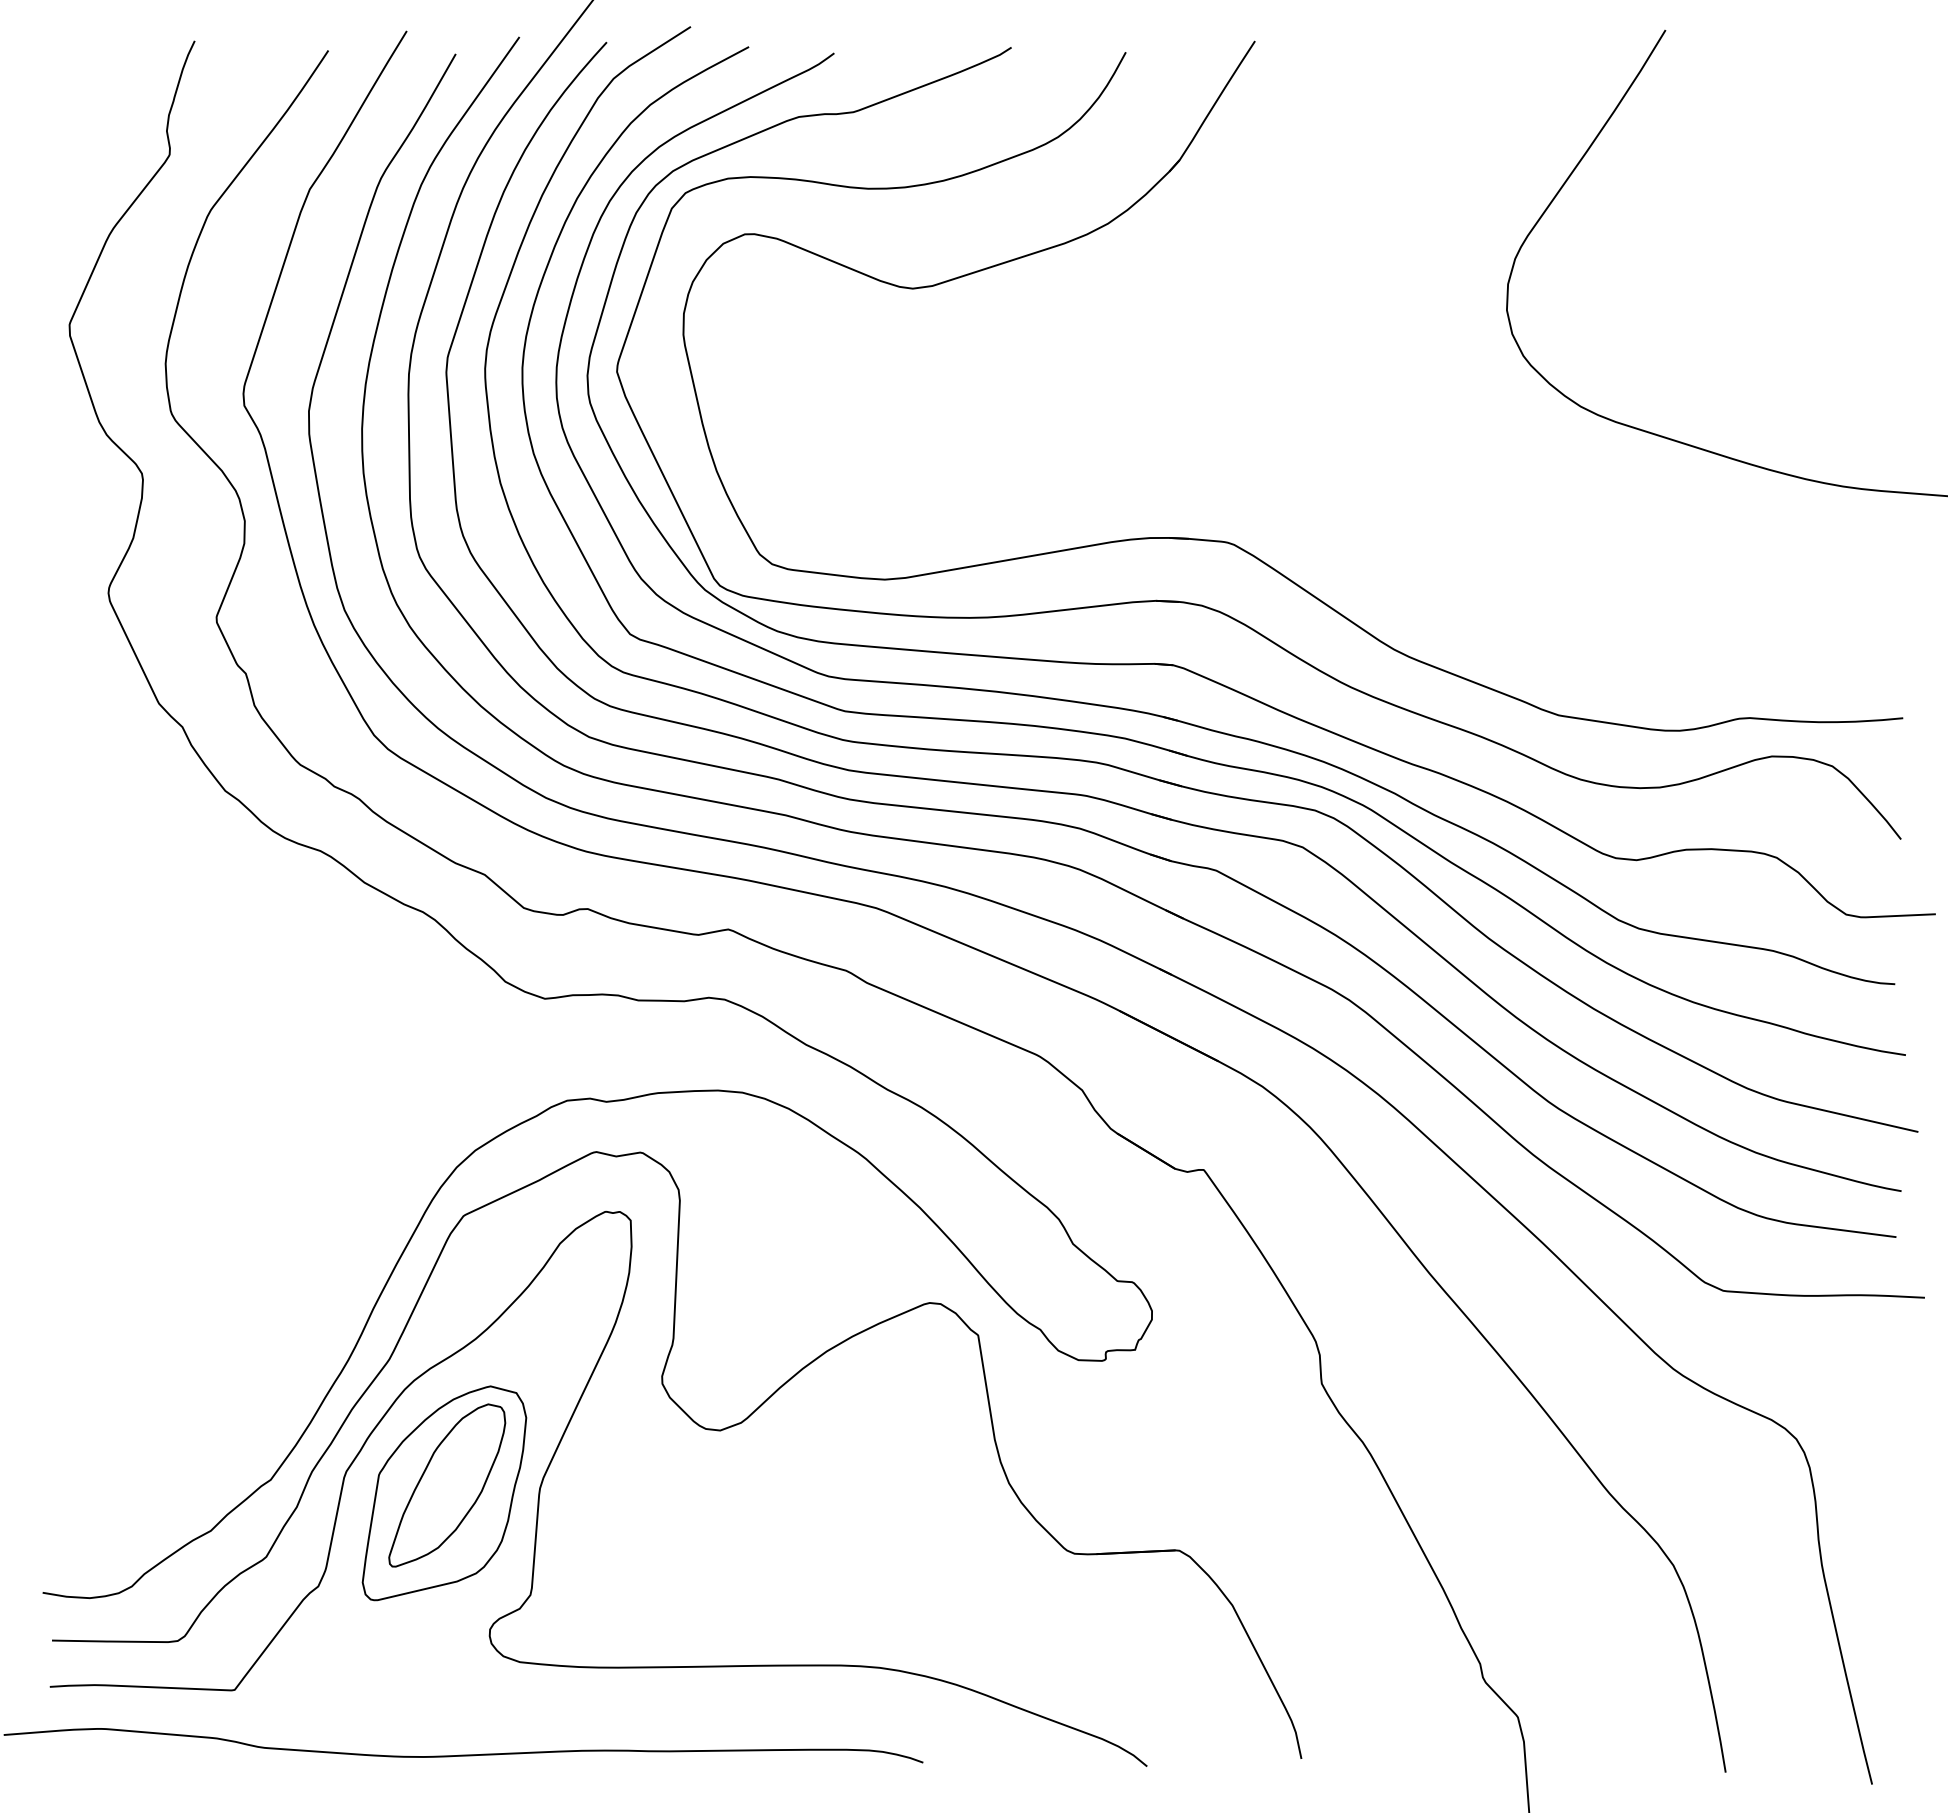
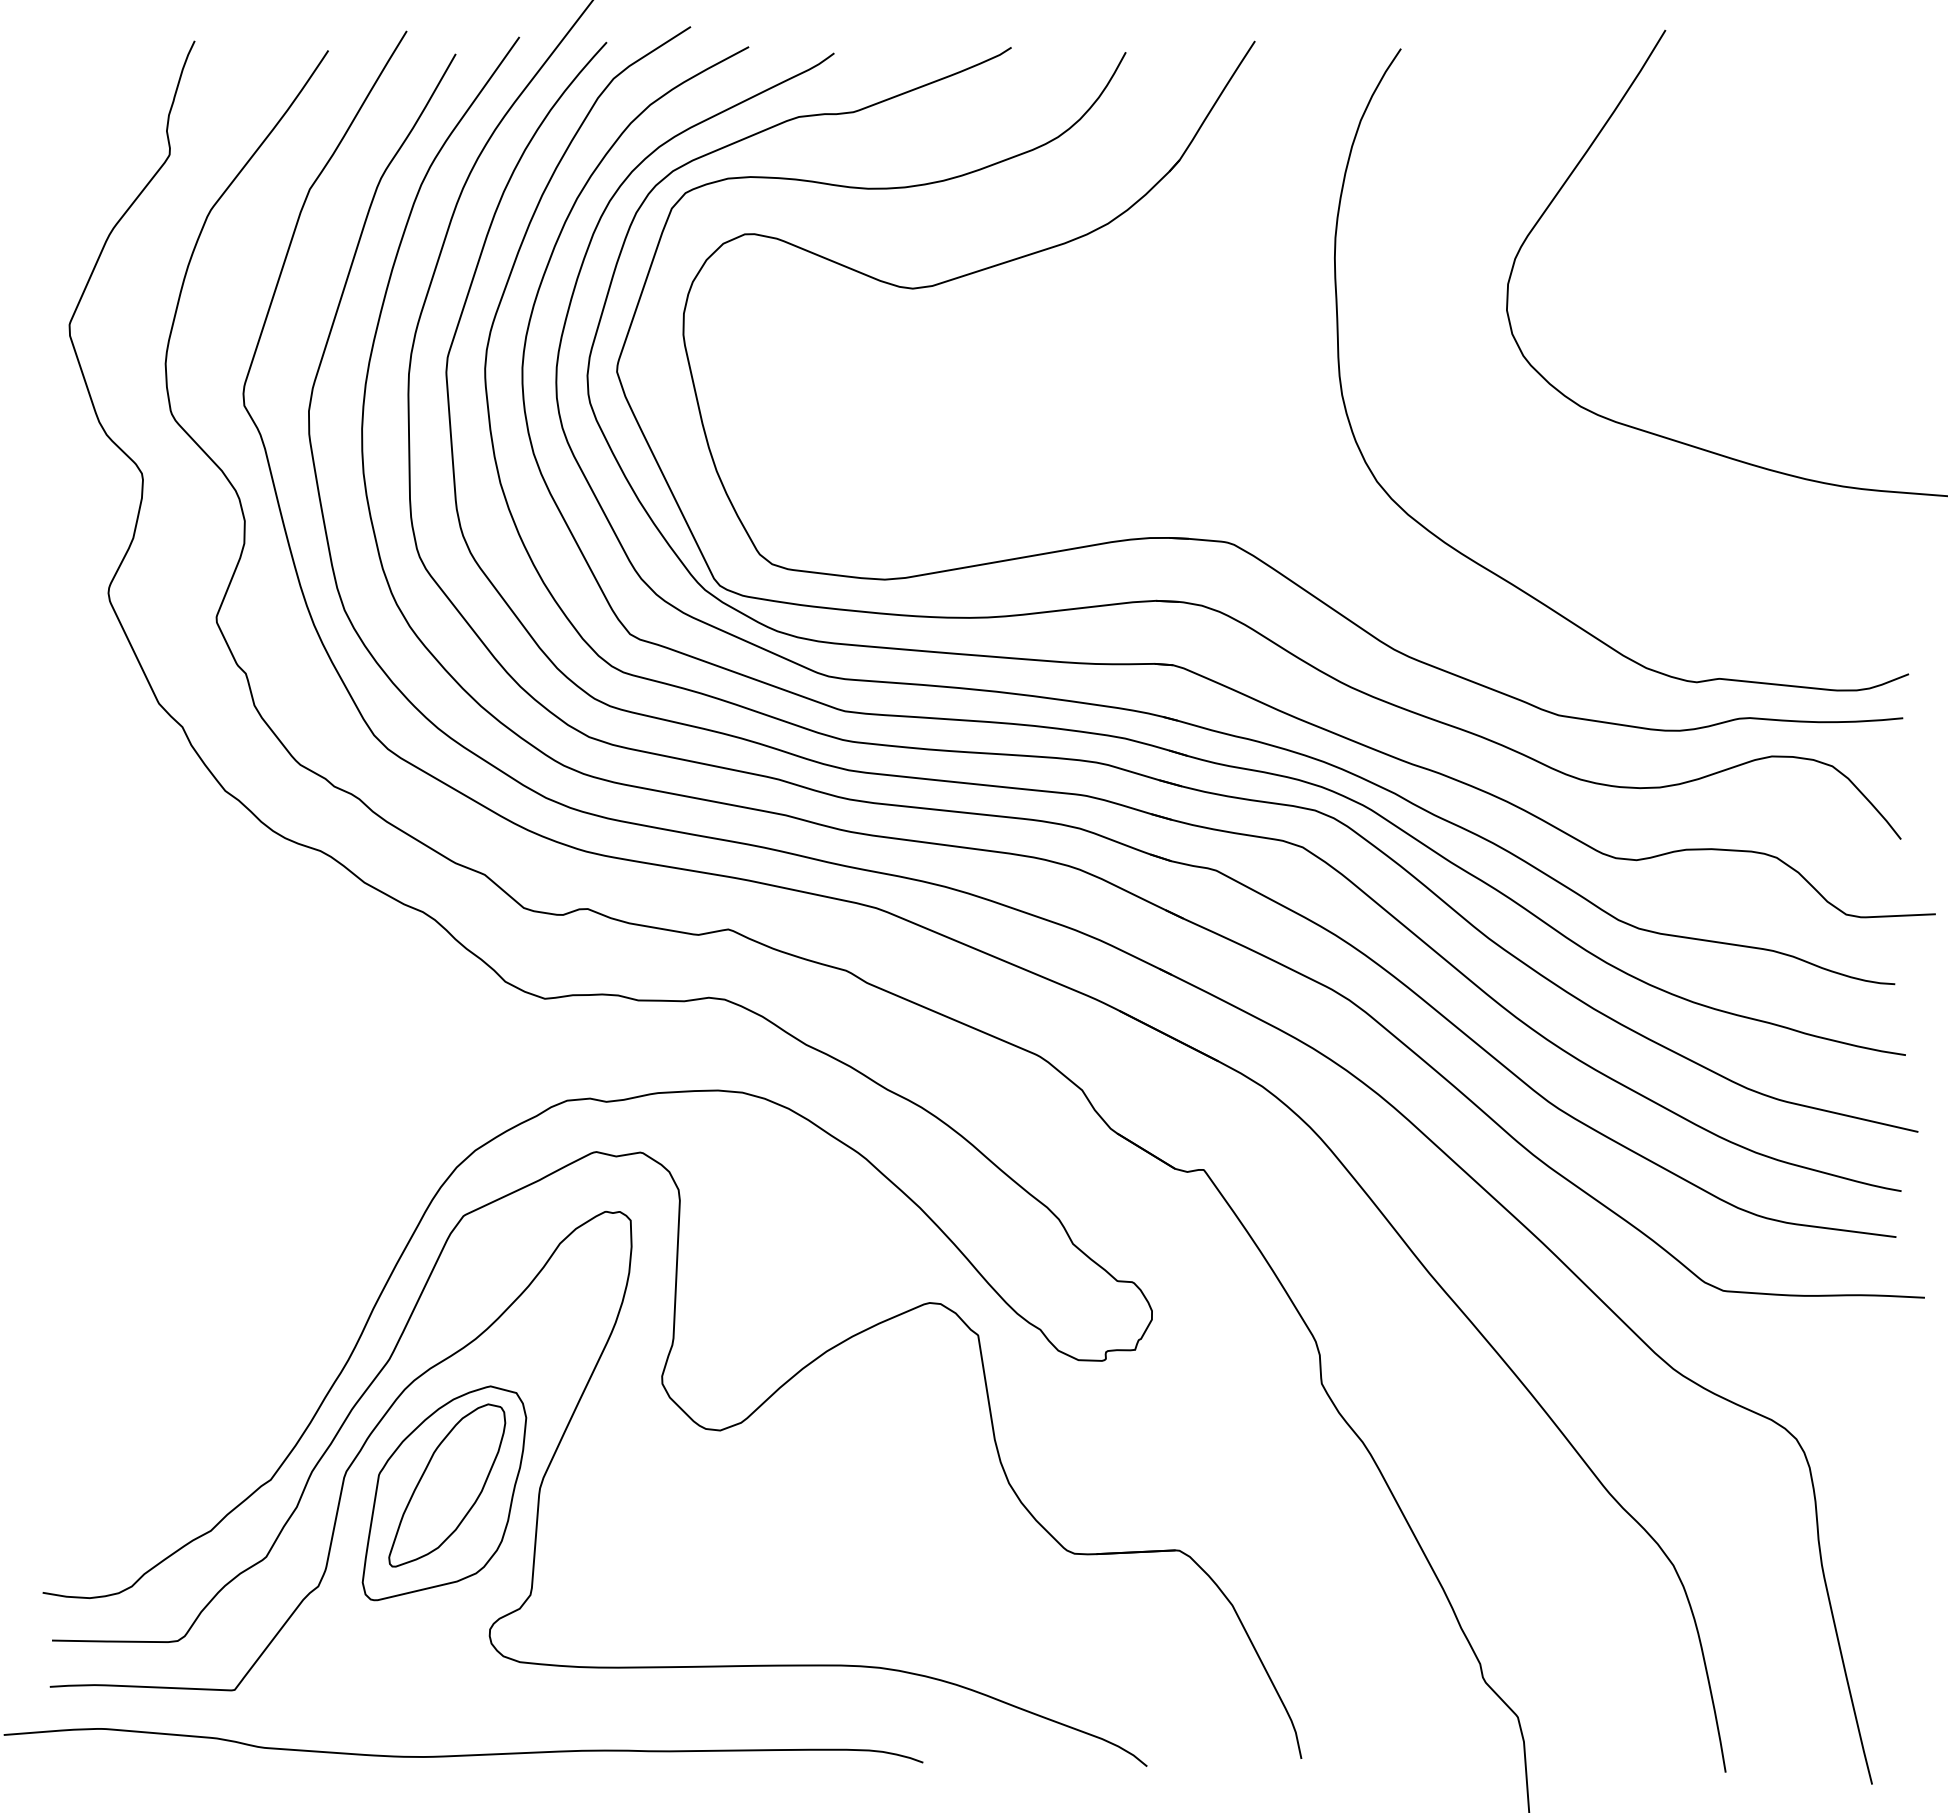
curve: none -> present (1496, 573)
